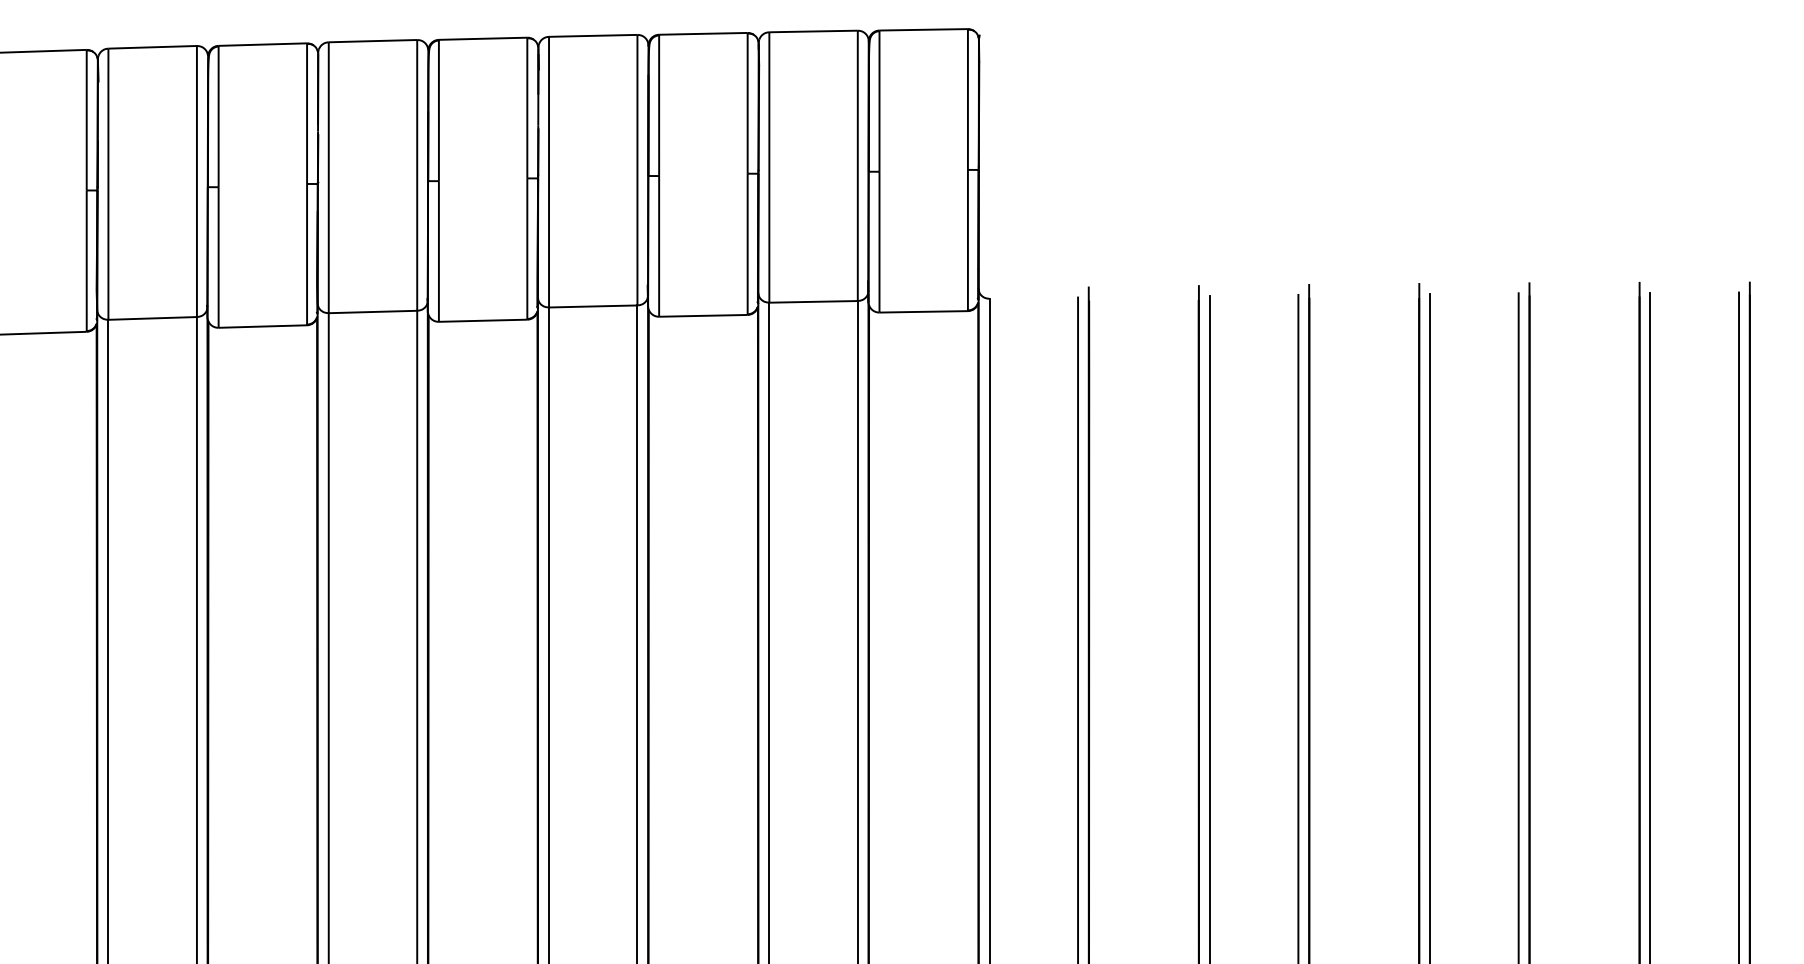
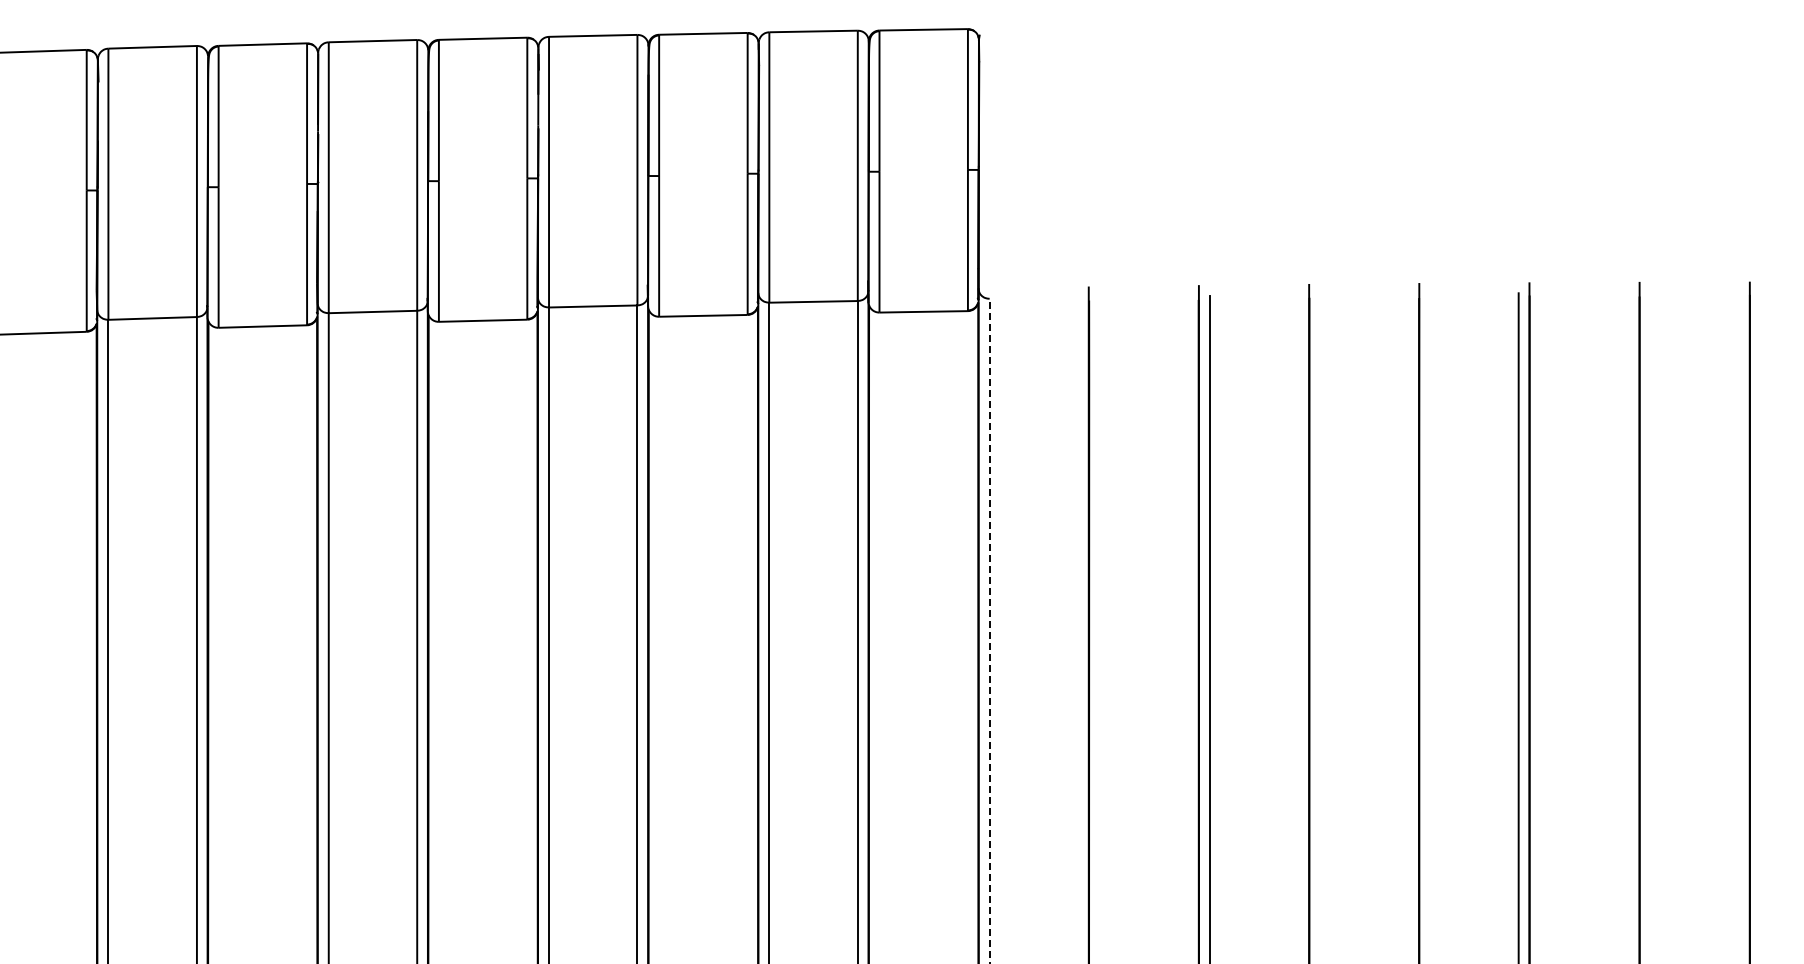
line: present -> none (1430, 626)
line: present -> none (1650, 626)
line: present -> none (1739, 626)
line: present -> none (1298, 627)
line: present -> none (1078, 628)
line: solid -> dashed (989, 630)
